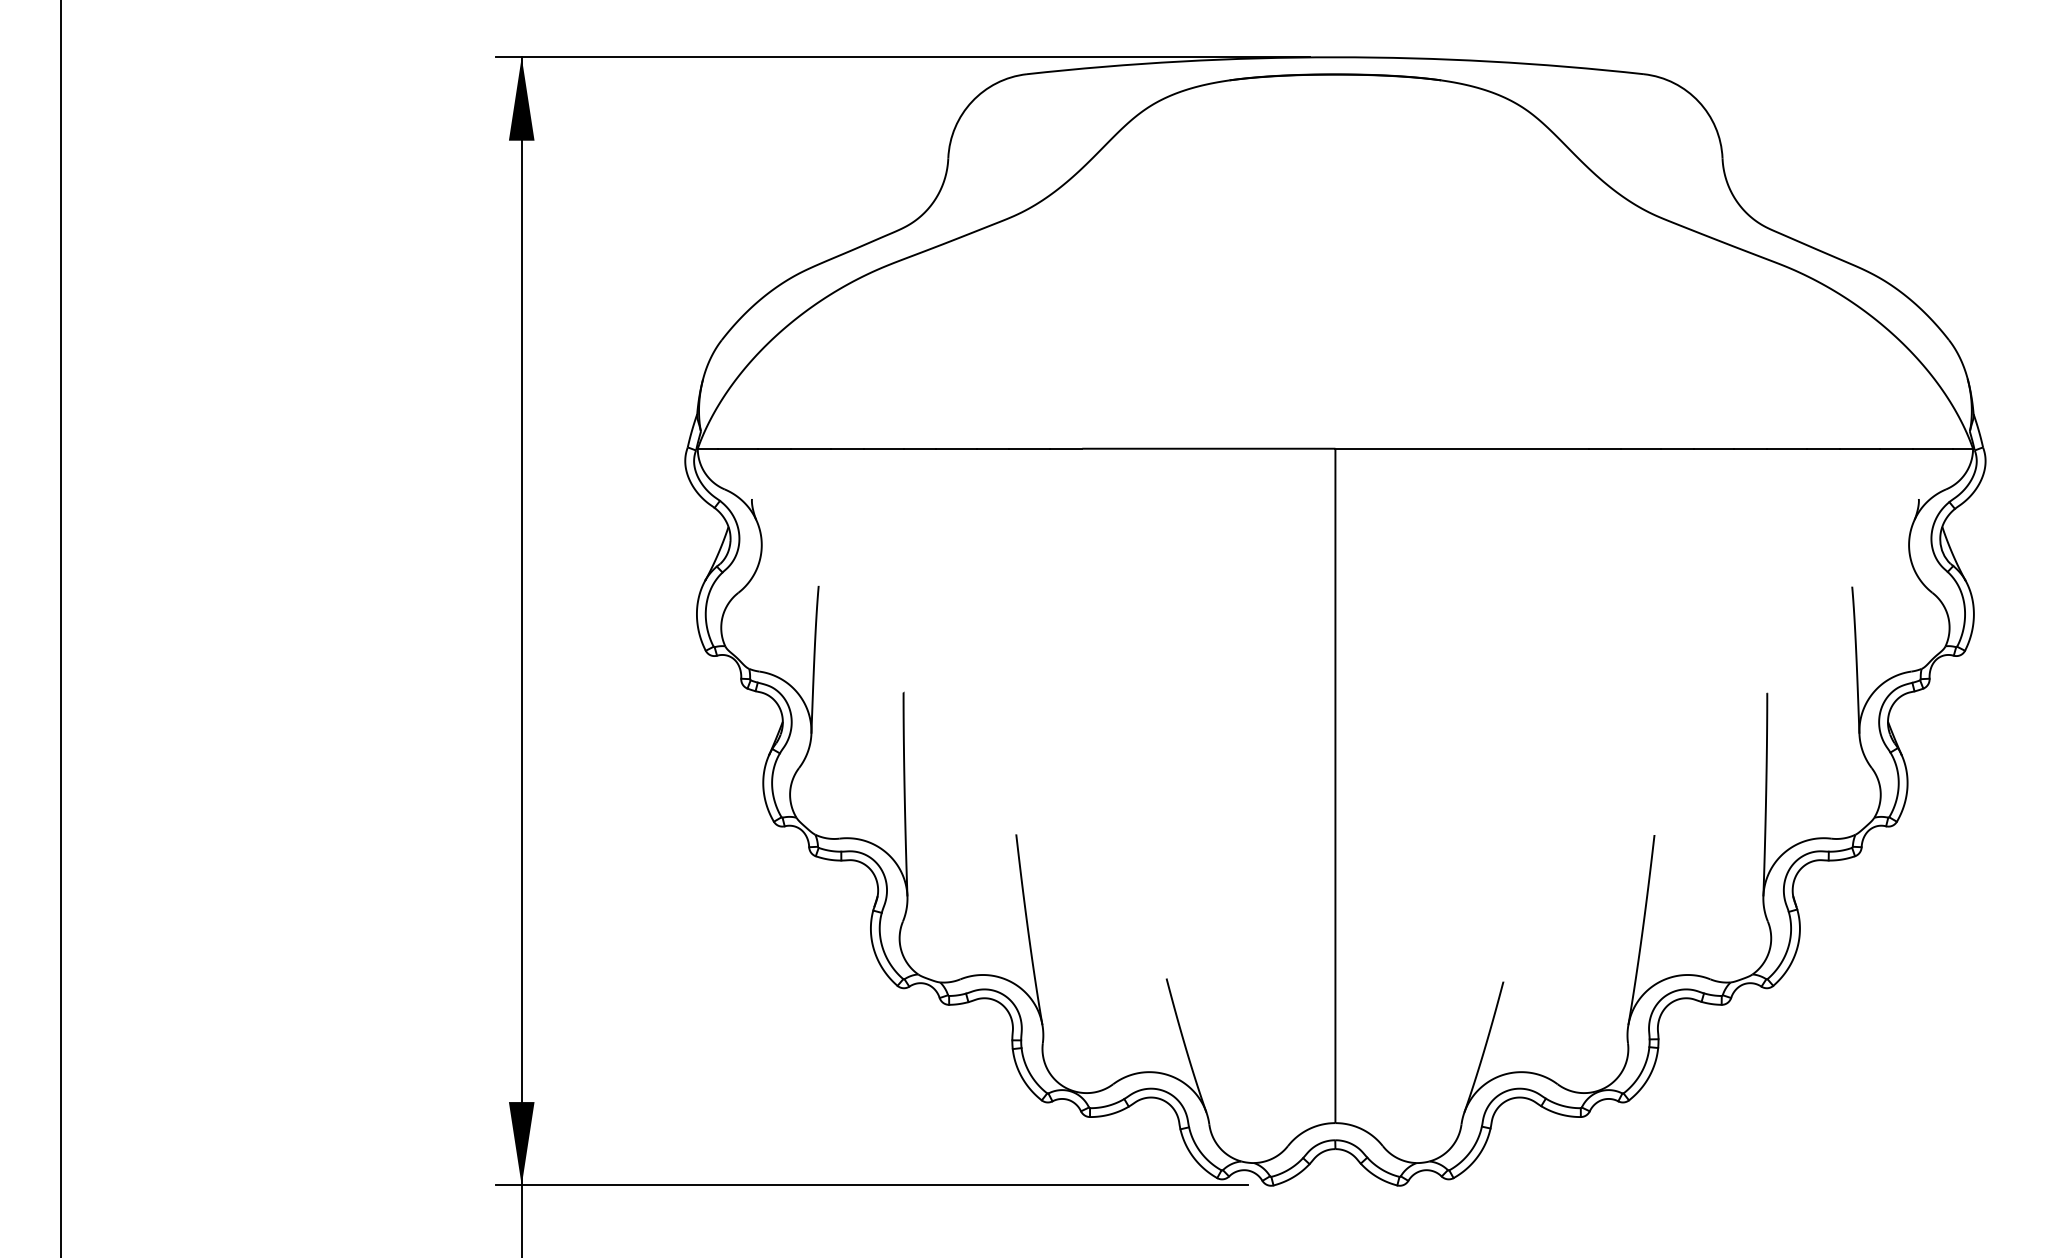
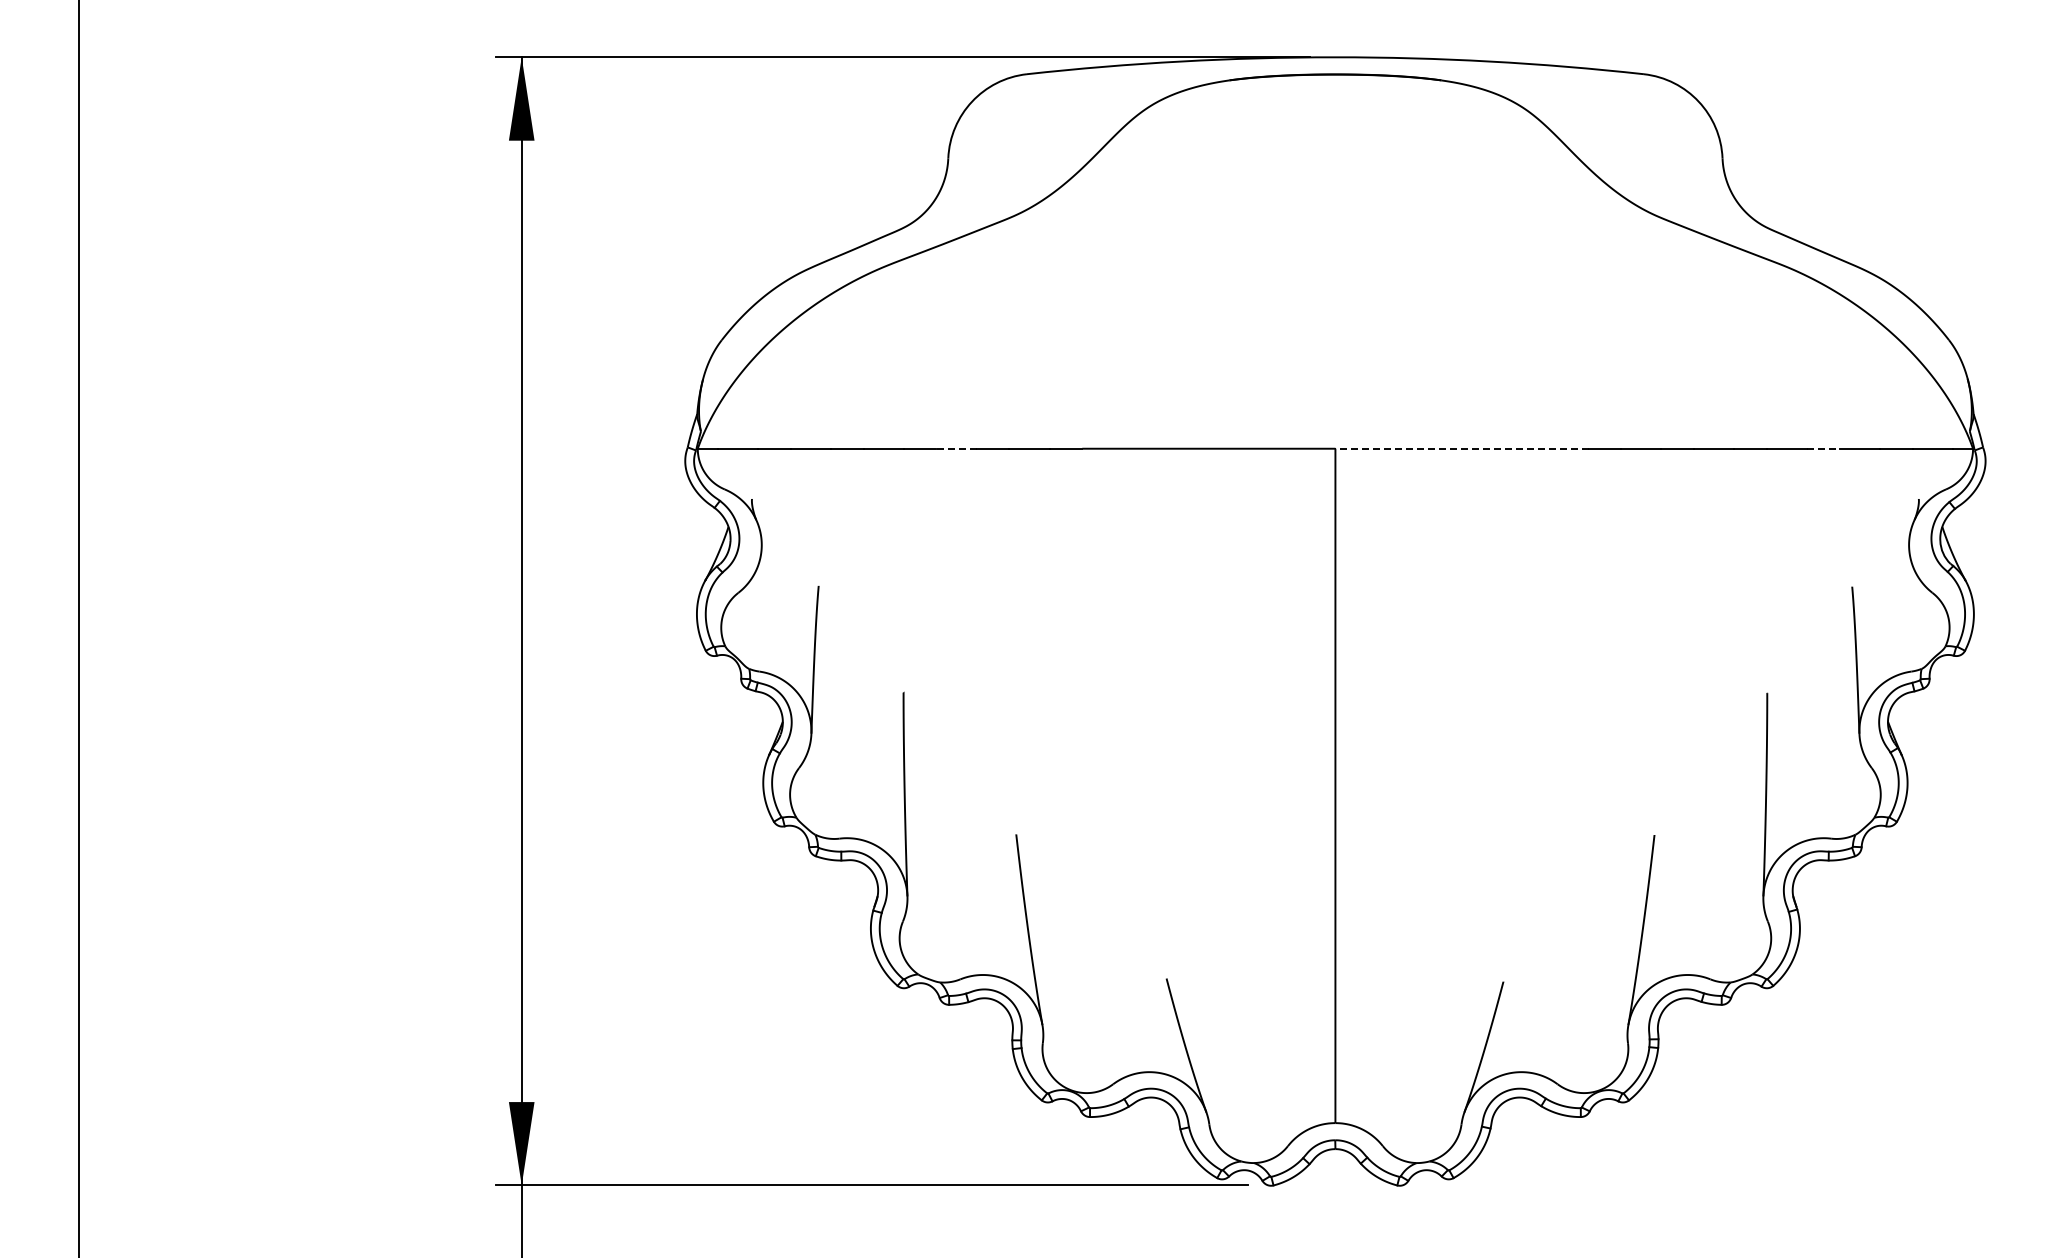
line: solid -> dashed (956, 448)
line: solid -> dashed (1461, 448)
line: solid -> dashed (1823, 448)
line position: (61, 628) -> (79, 628) (79, 628)
